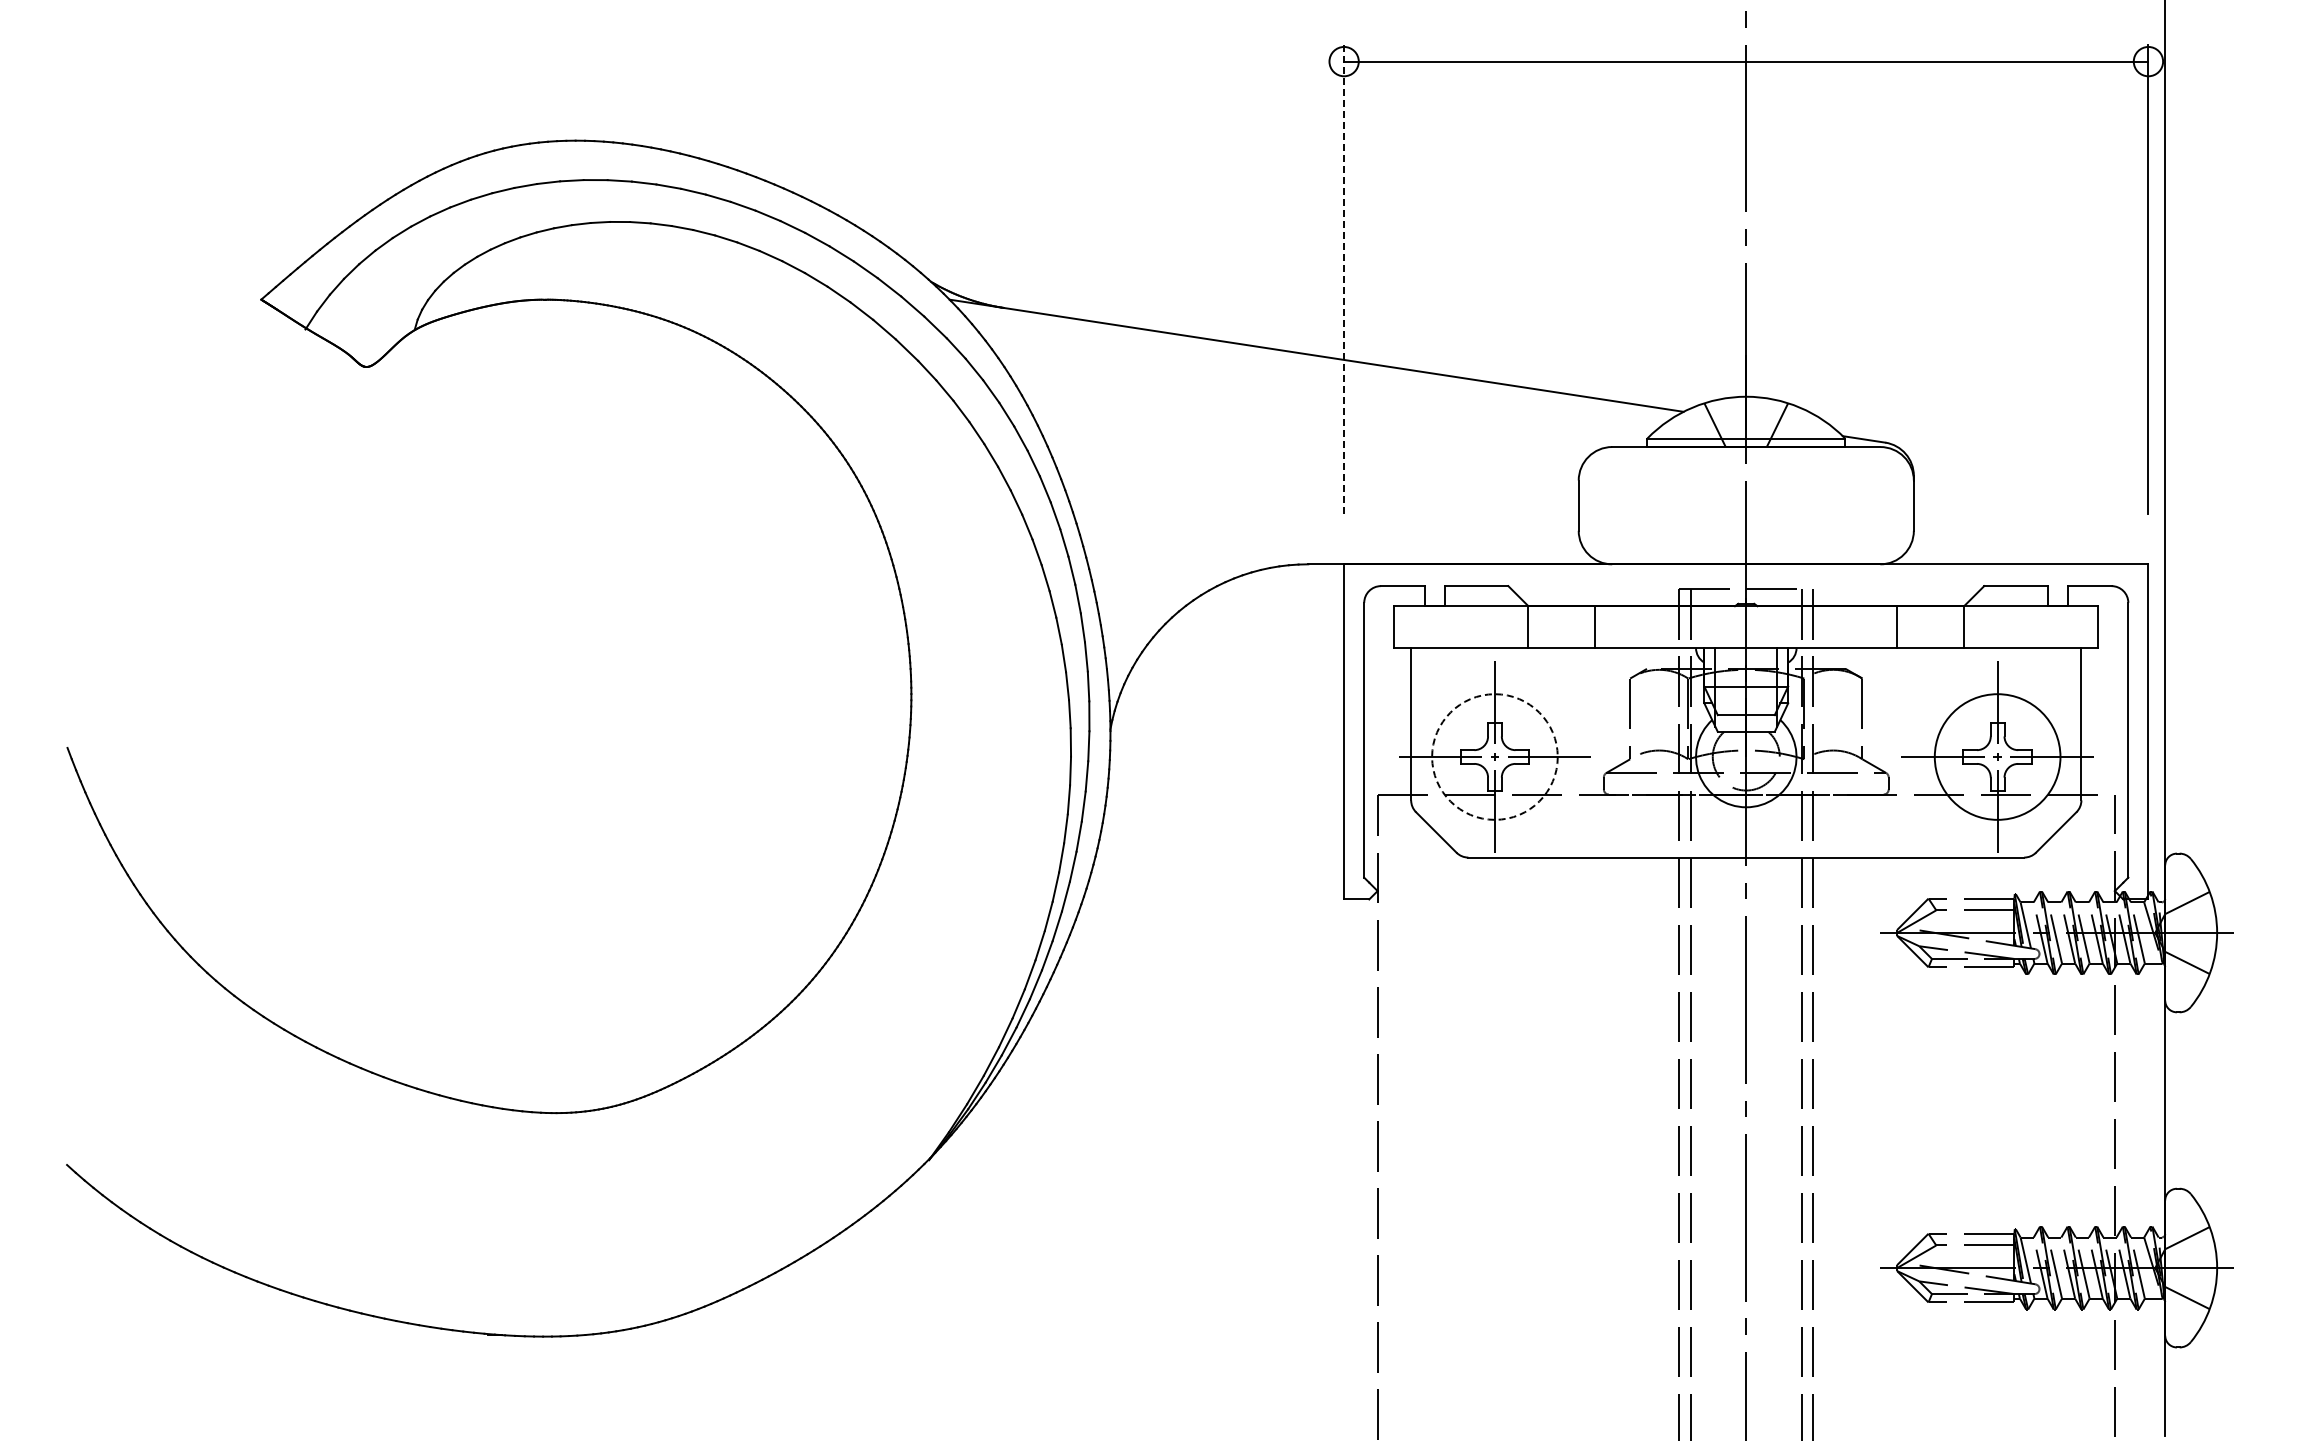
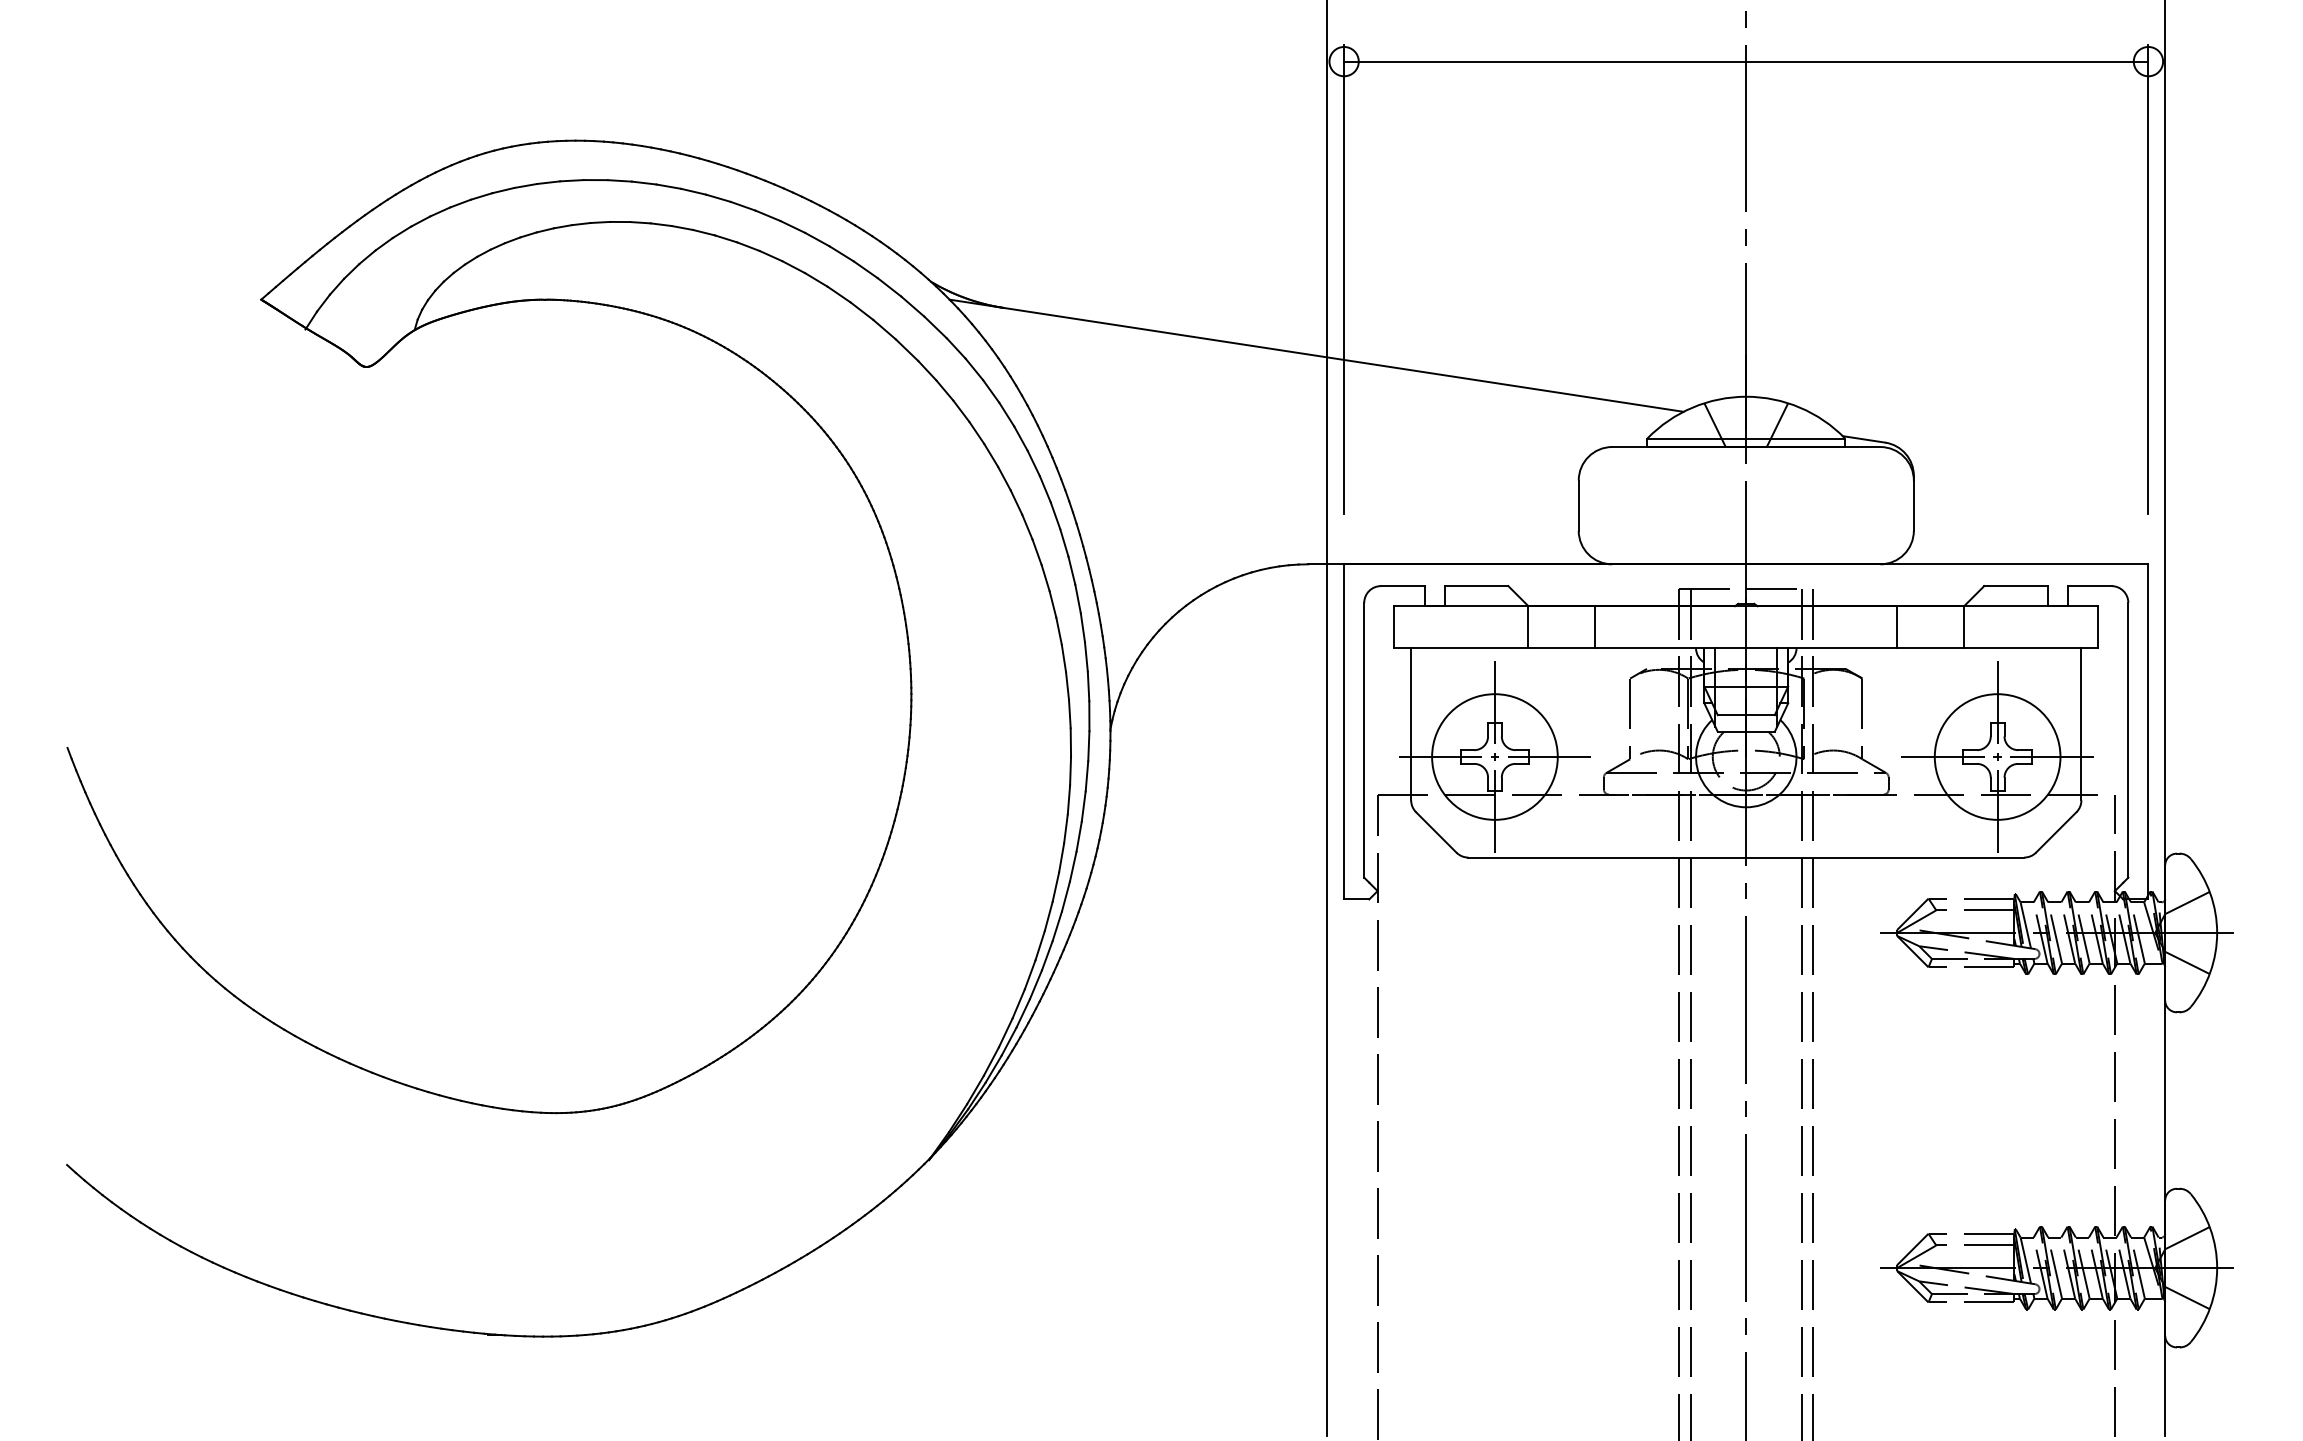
line: dashed -> solid (1344, 279)
line: none -> present (1327, 718)
circle: dashed -> solid (1494, 756)
